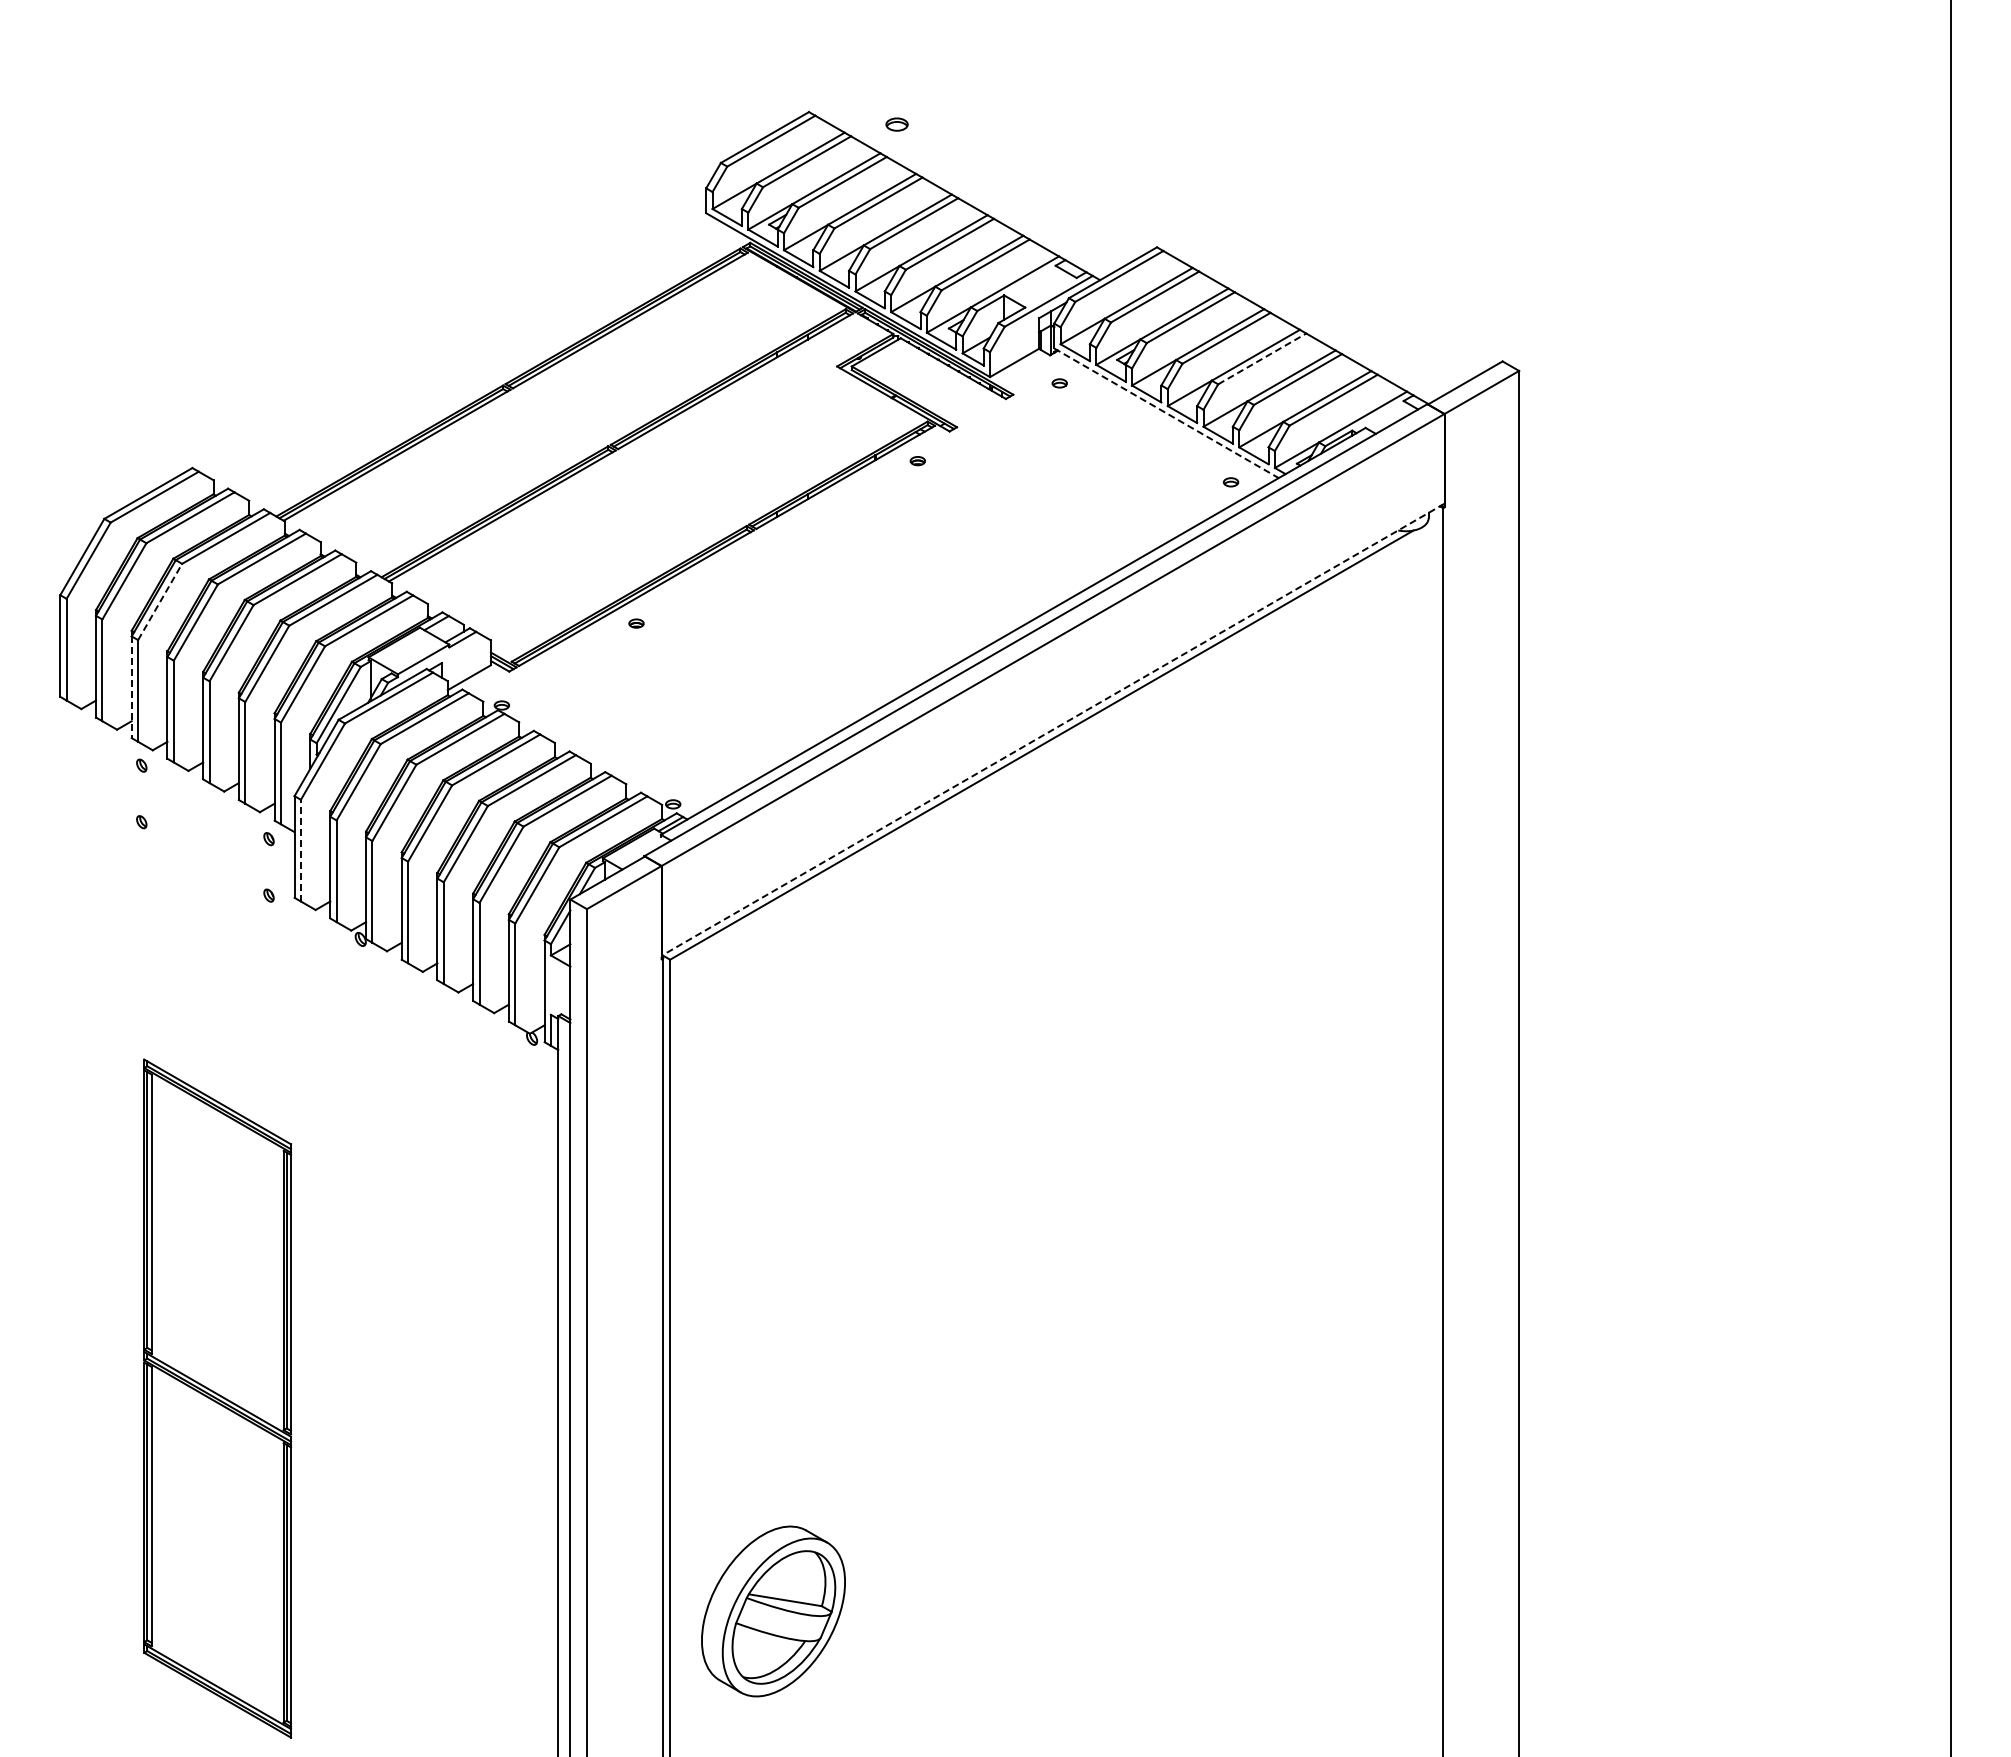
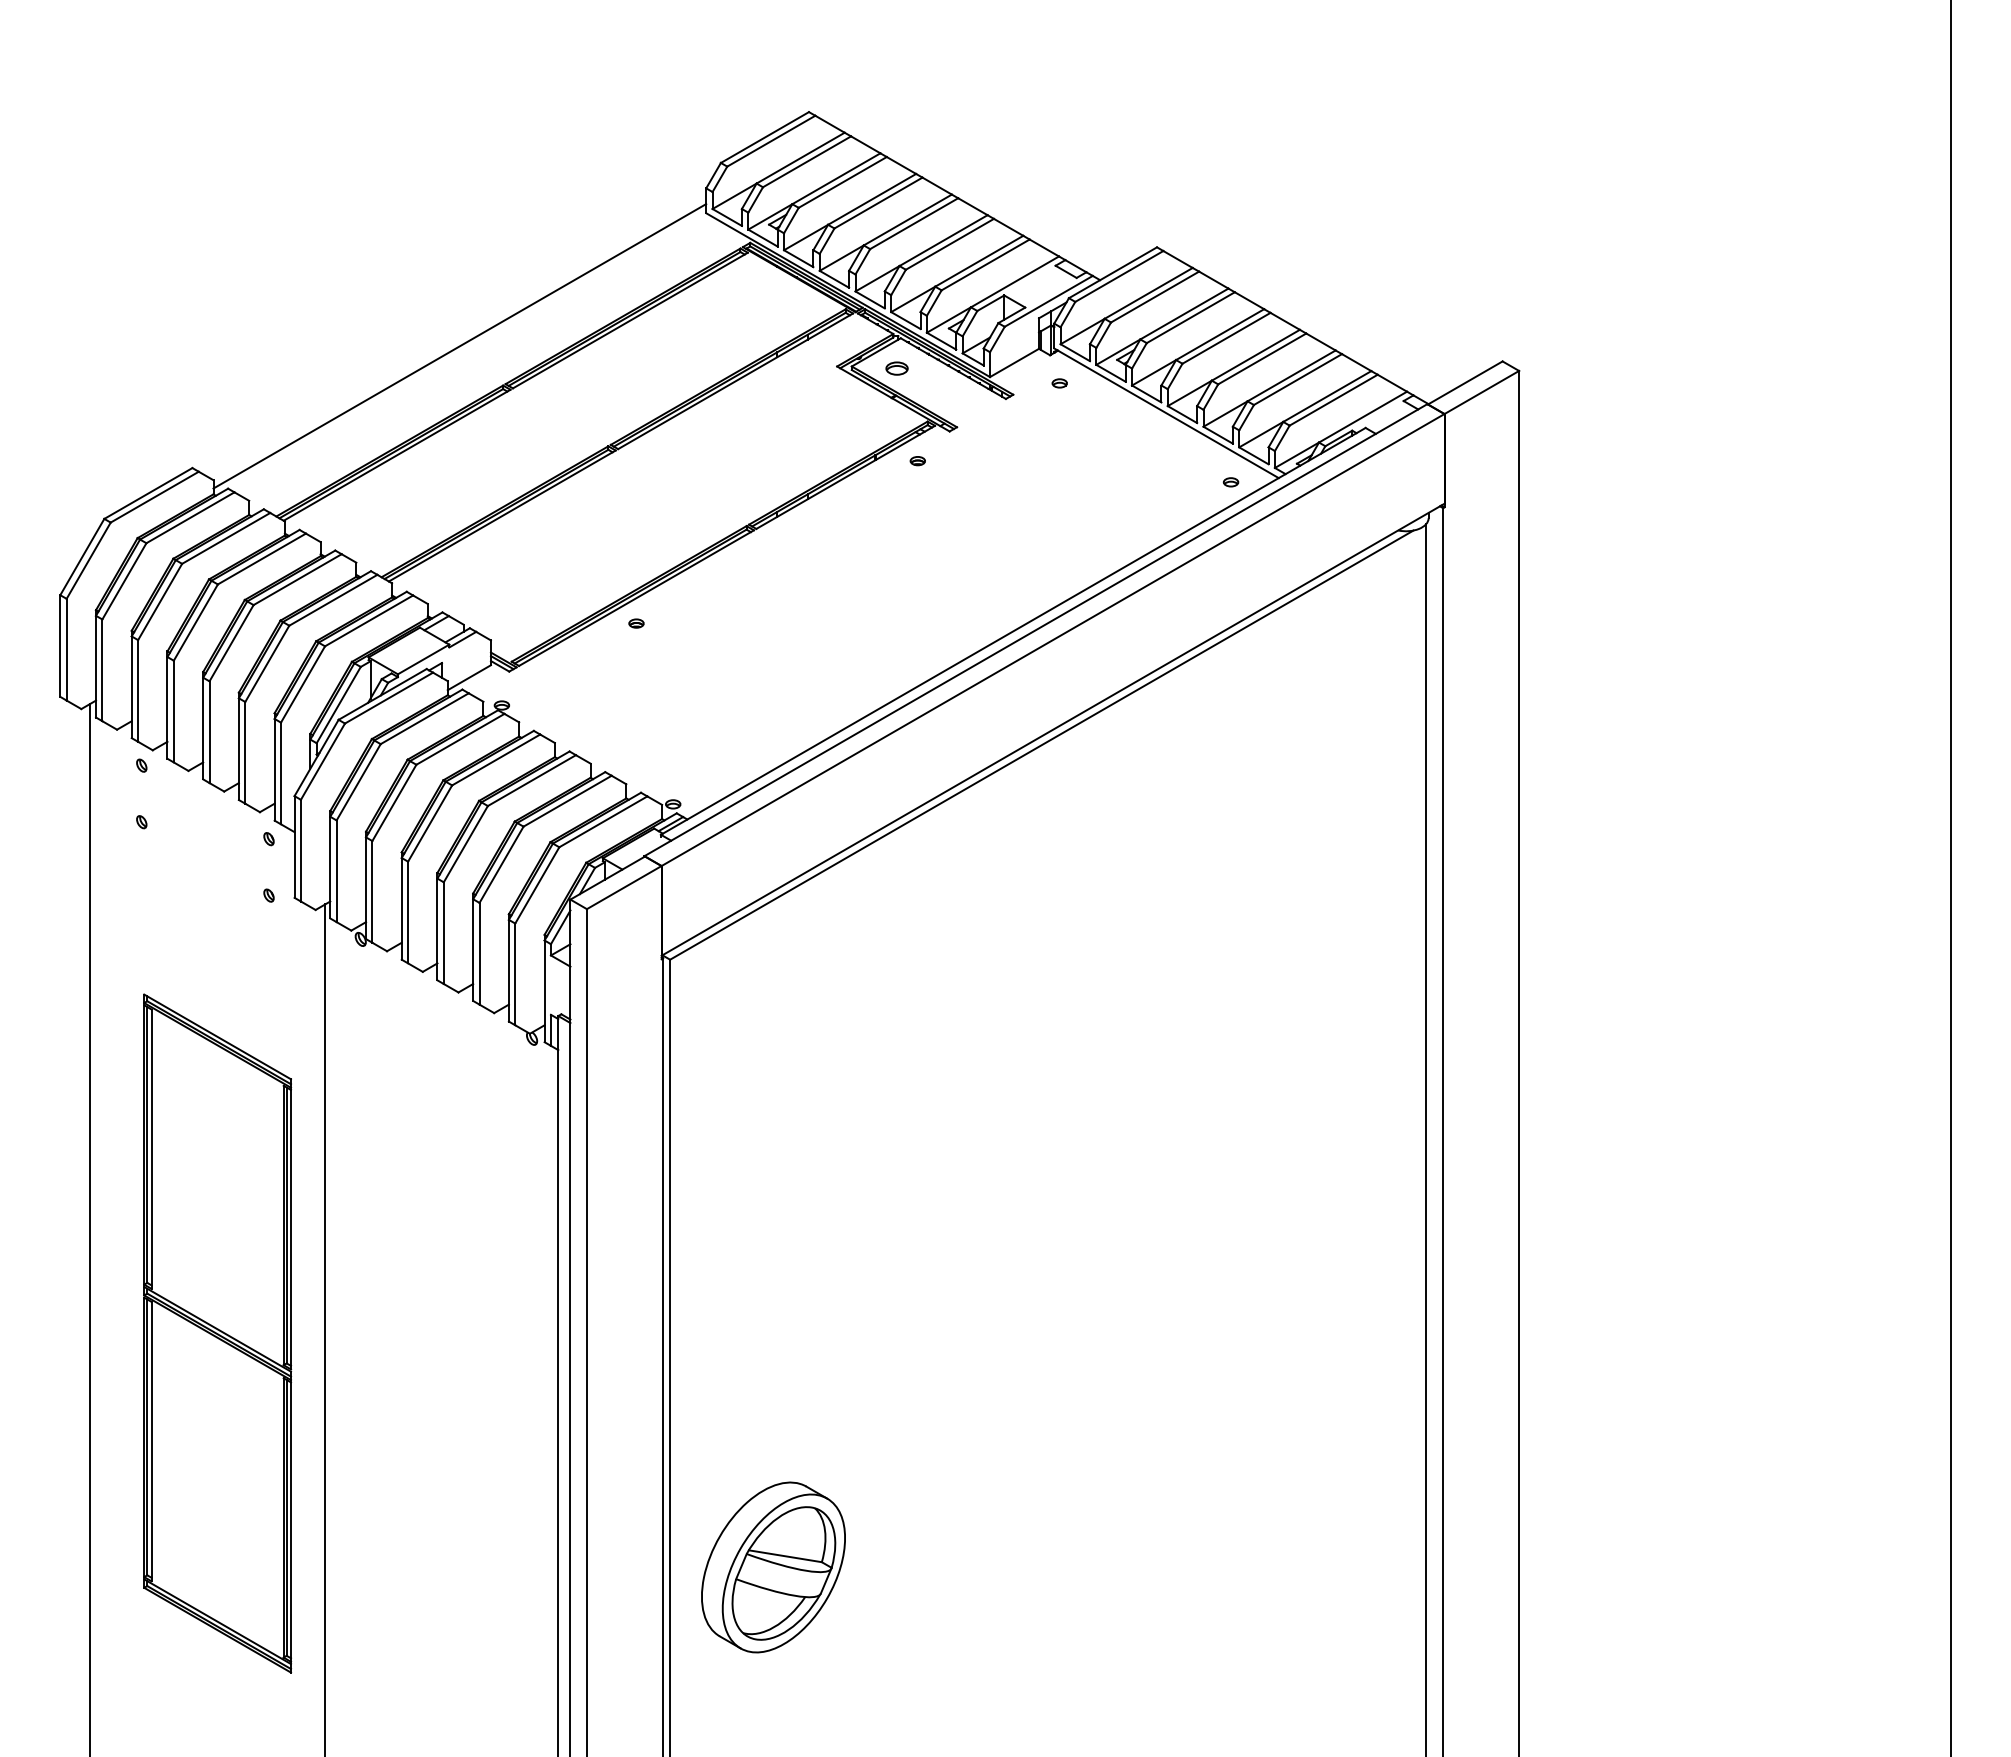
part position: (896, 124) -> (896, 368) (896, 368)
line: none -> present (459, 346)
line: dashed -> solid (1262, 358)
line: dashed -> solid (1166, 413)
line: dashed -> solid (160, 601)
line: dashed -> solid (131, 687)
line: dashed -> solid (1052, 730)
line: dashed -> solid (300, 850)
line: none -> present (1426, 1138)
line: none -> present (89, 1228)
line: none -> present (325, 1328)
part position: (217, 1398) -> (217, 1333) (217, 1333)
part position: (773, 1611) -> (773, 1567) (773, 1567)
